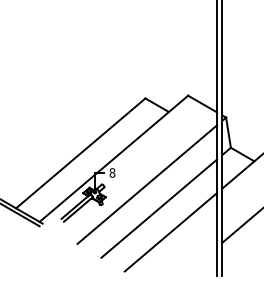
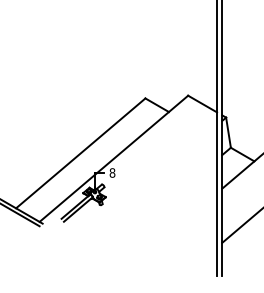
line: present -> none (147, 184)
line: present -> none (159, 208)
line: present -> none (170, 232)
